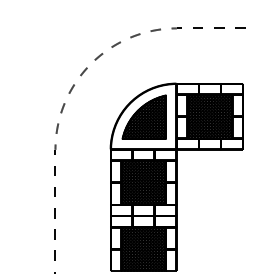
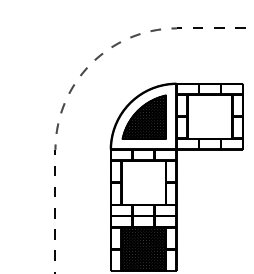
hatch: present -> none (209, 116)
hatch: present -> none (143, 182)
